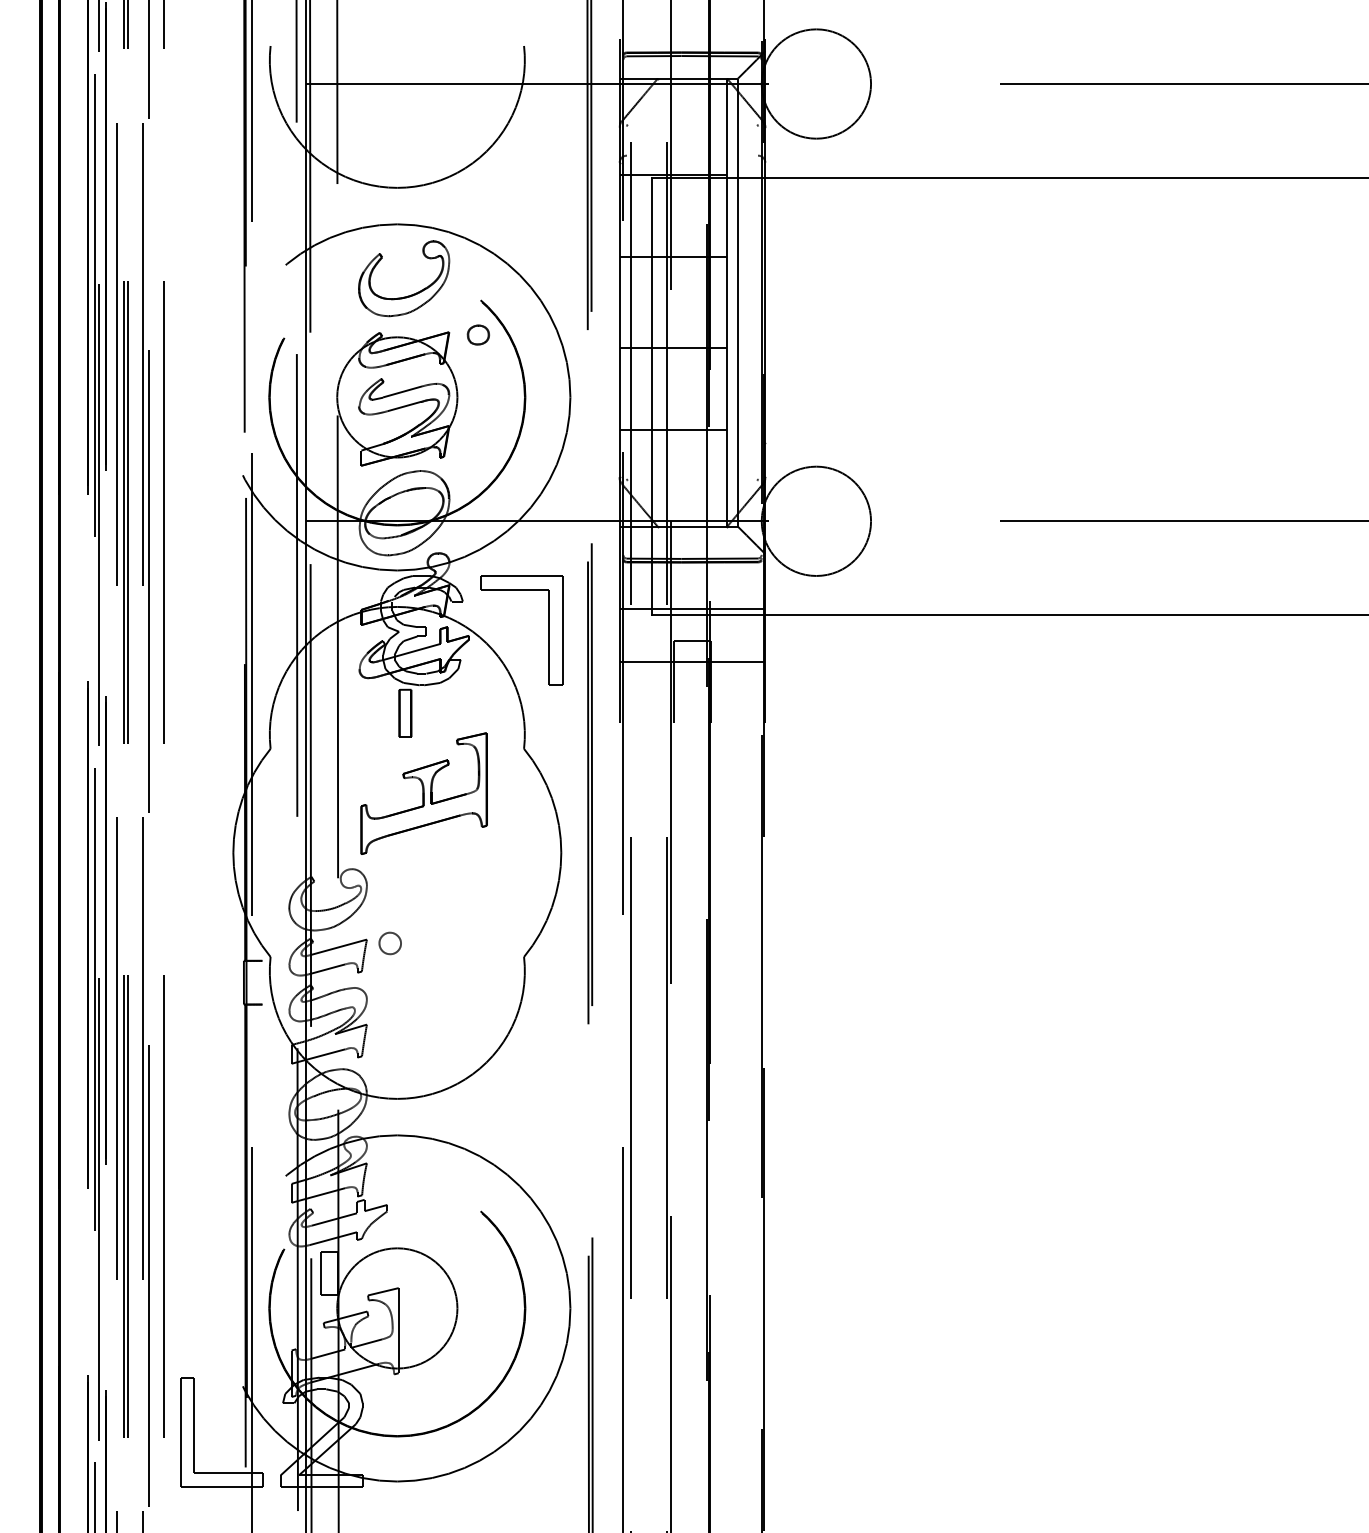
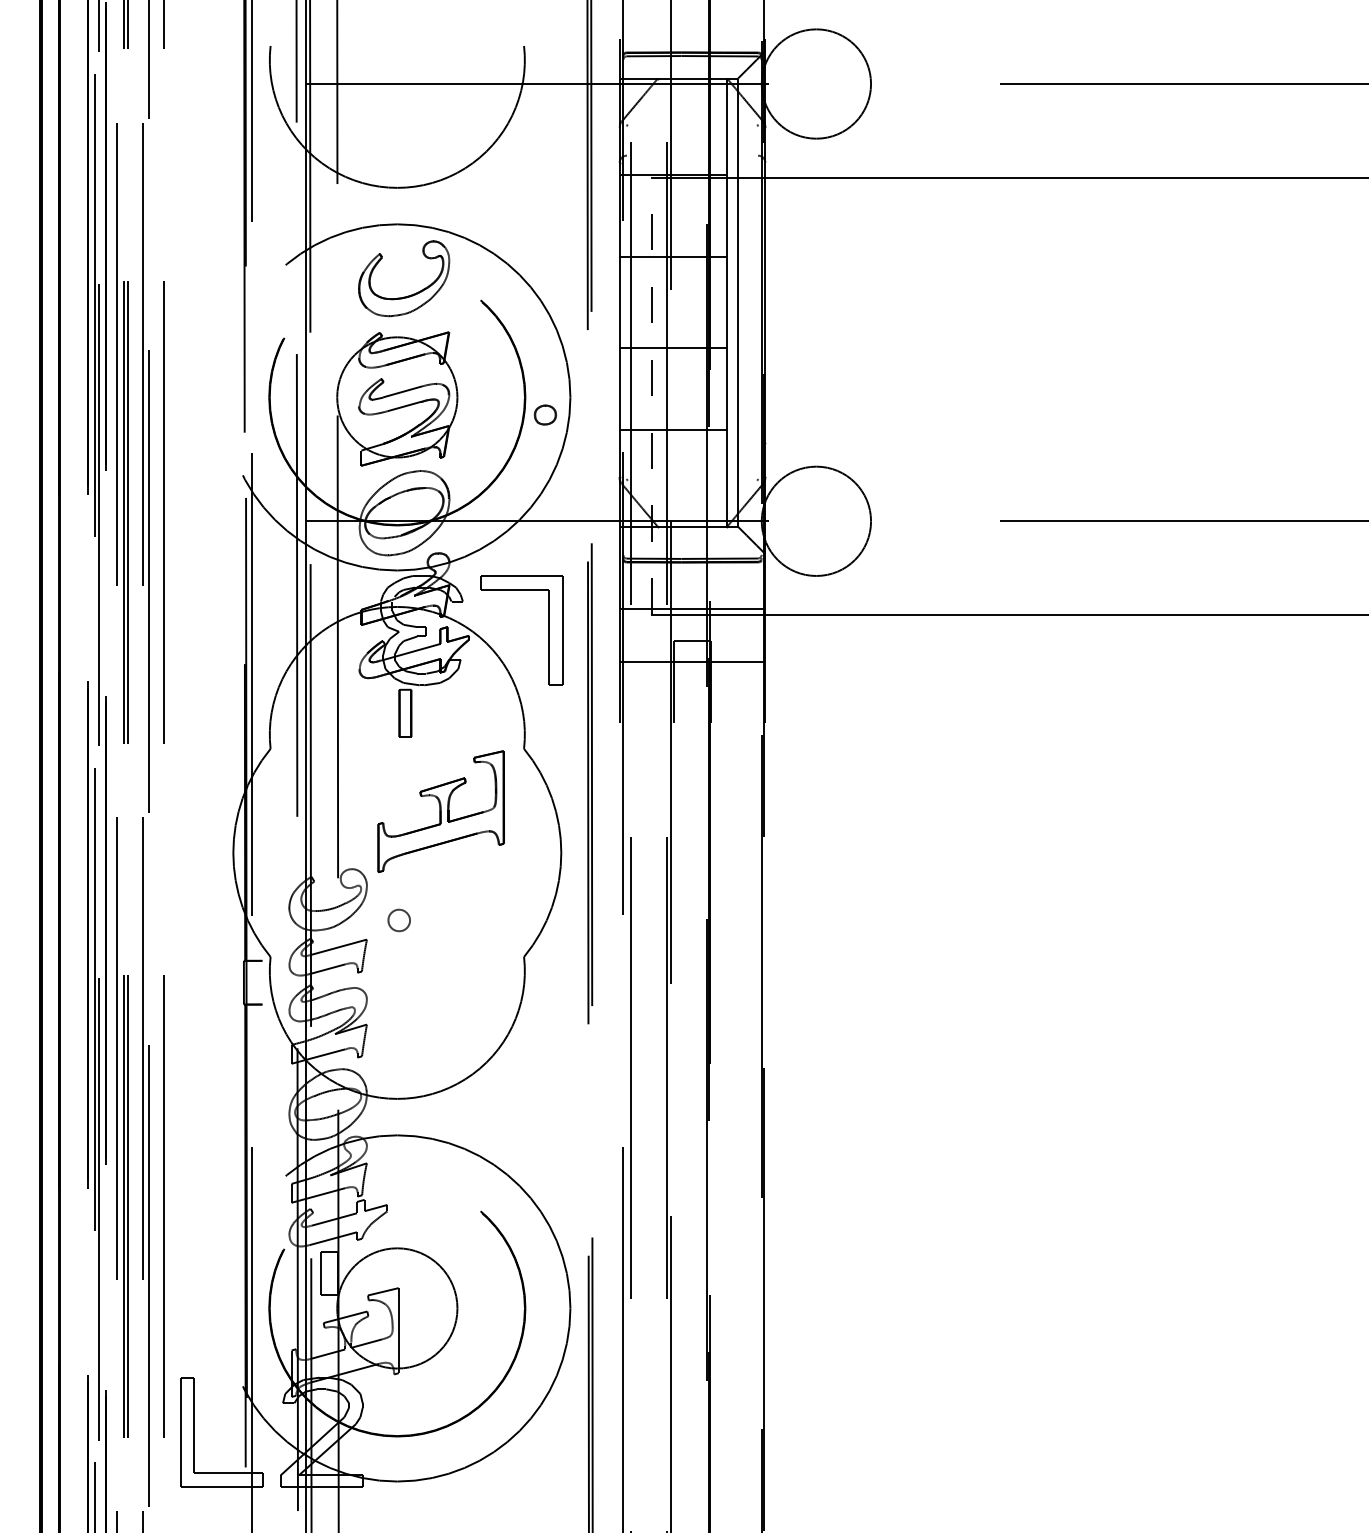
part position: (477, 334) -> (544, 414) (544, 414)
line: solid -> dashed (652, 396)
part position: (423, 793) -> (440, 811) (440, 811)
part position: (389, 943) -> (398, 920) (398, 920)
